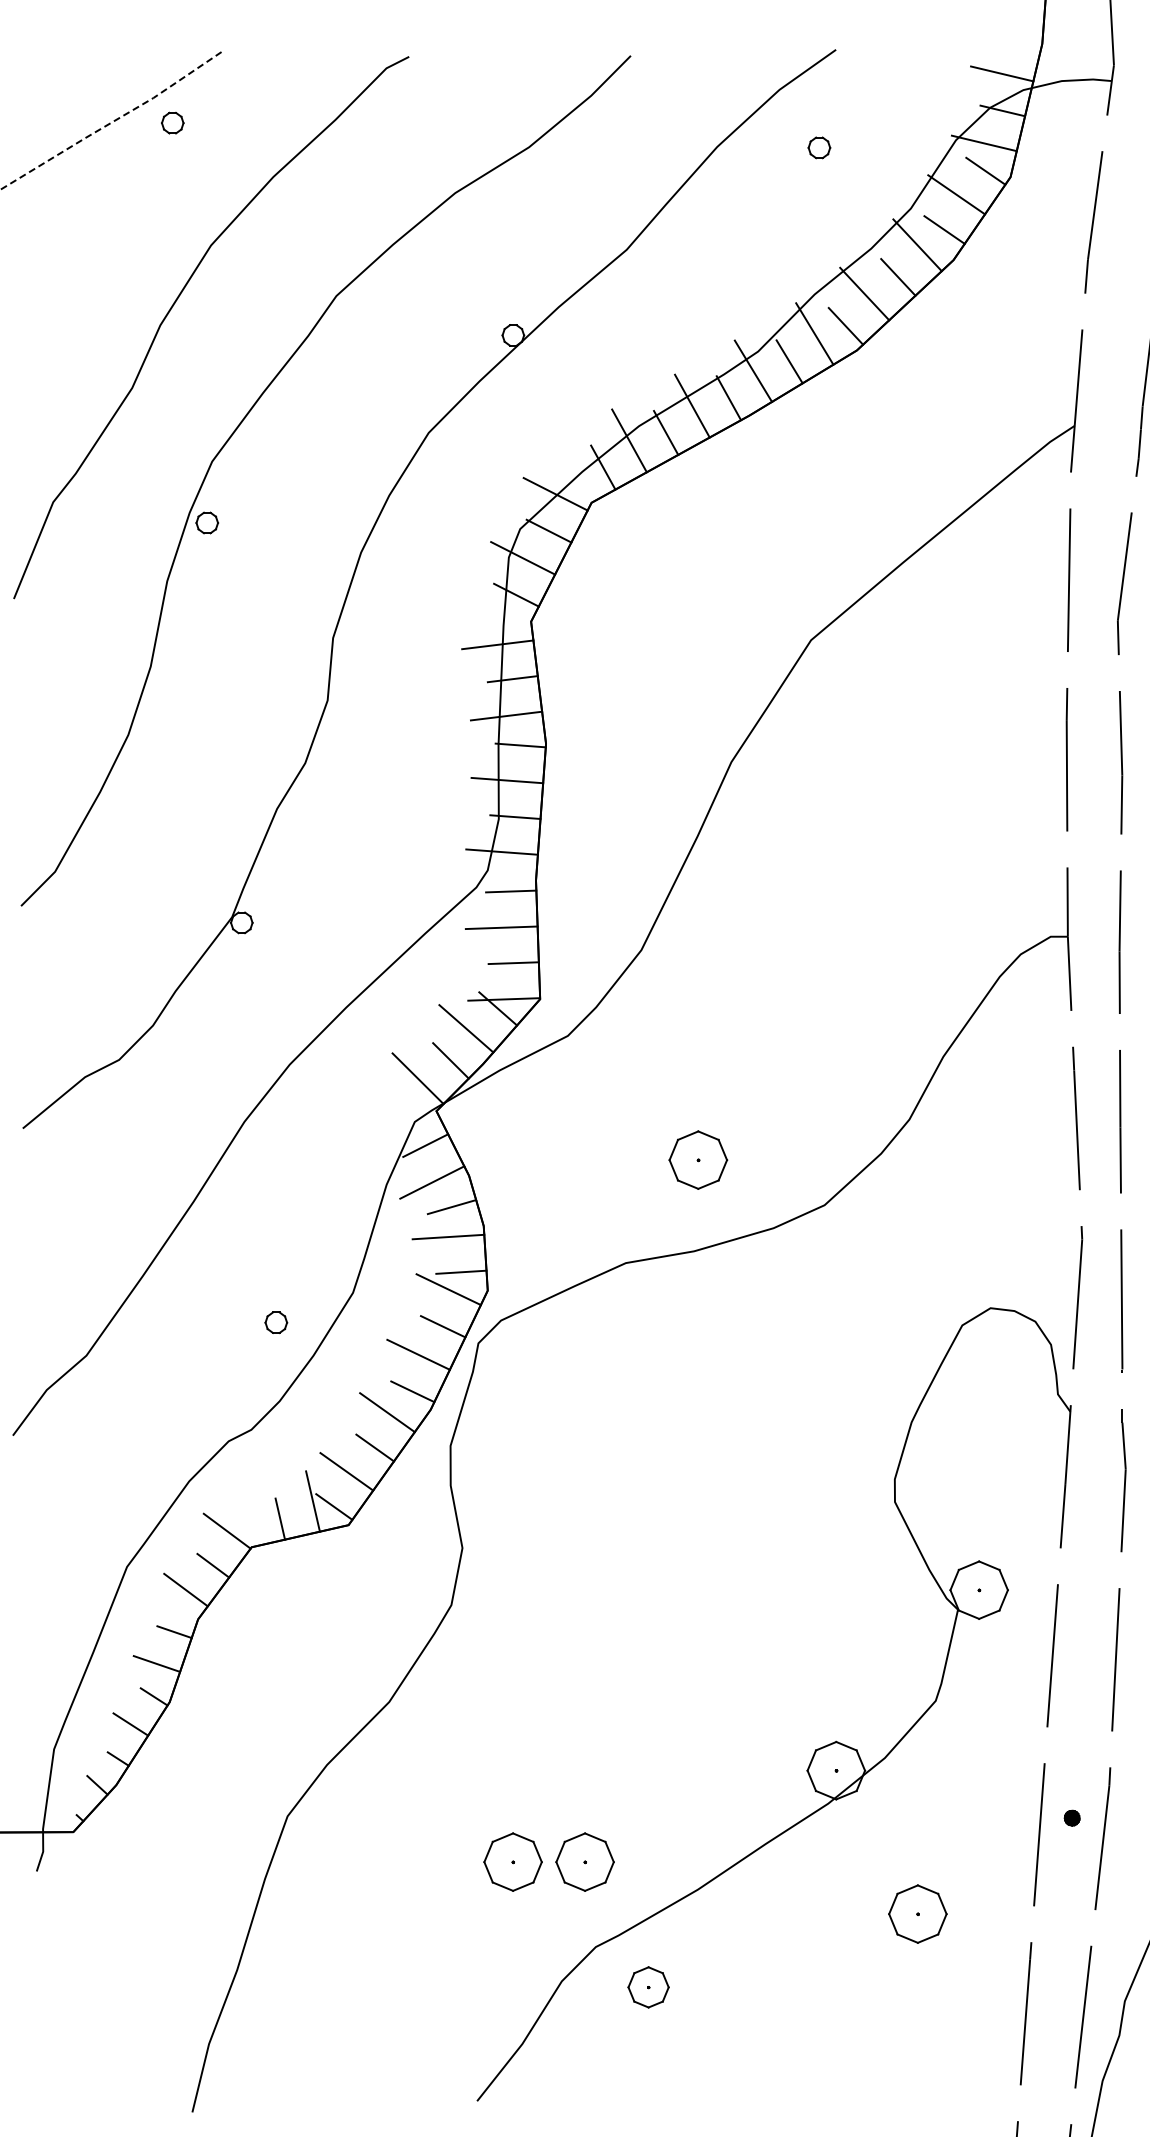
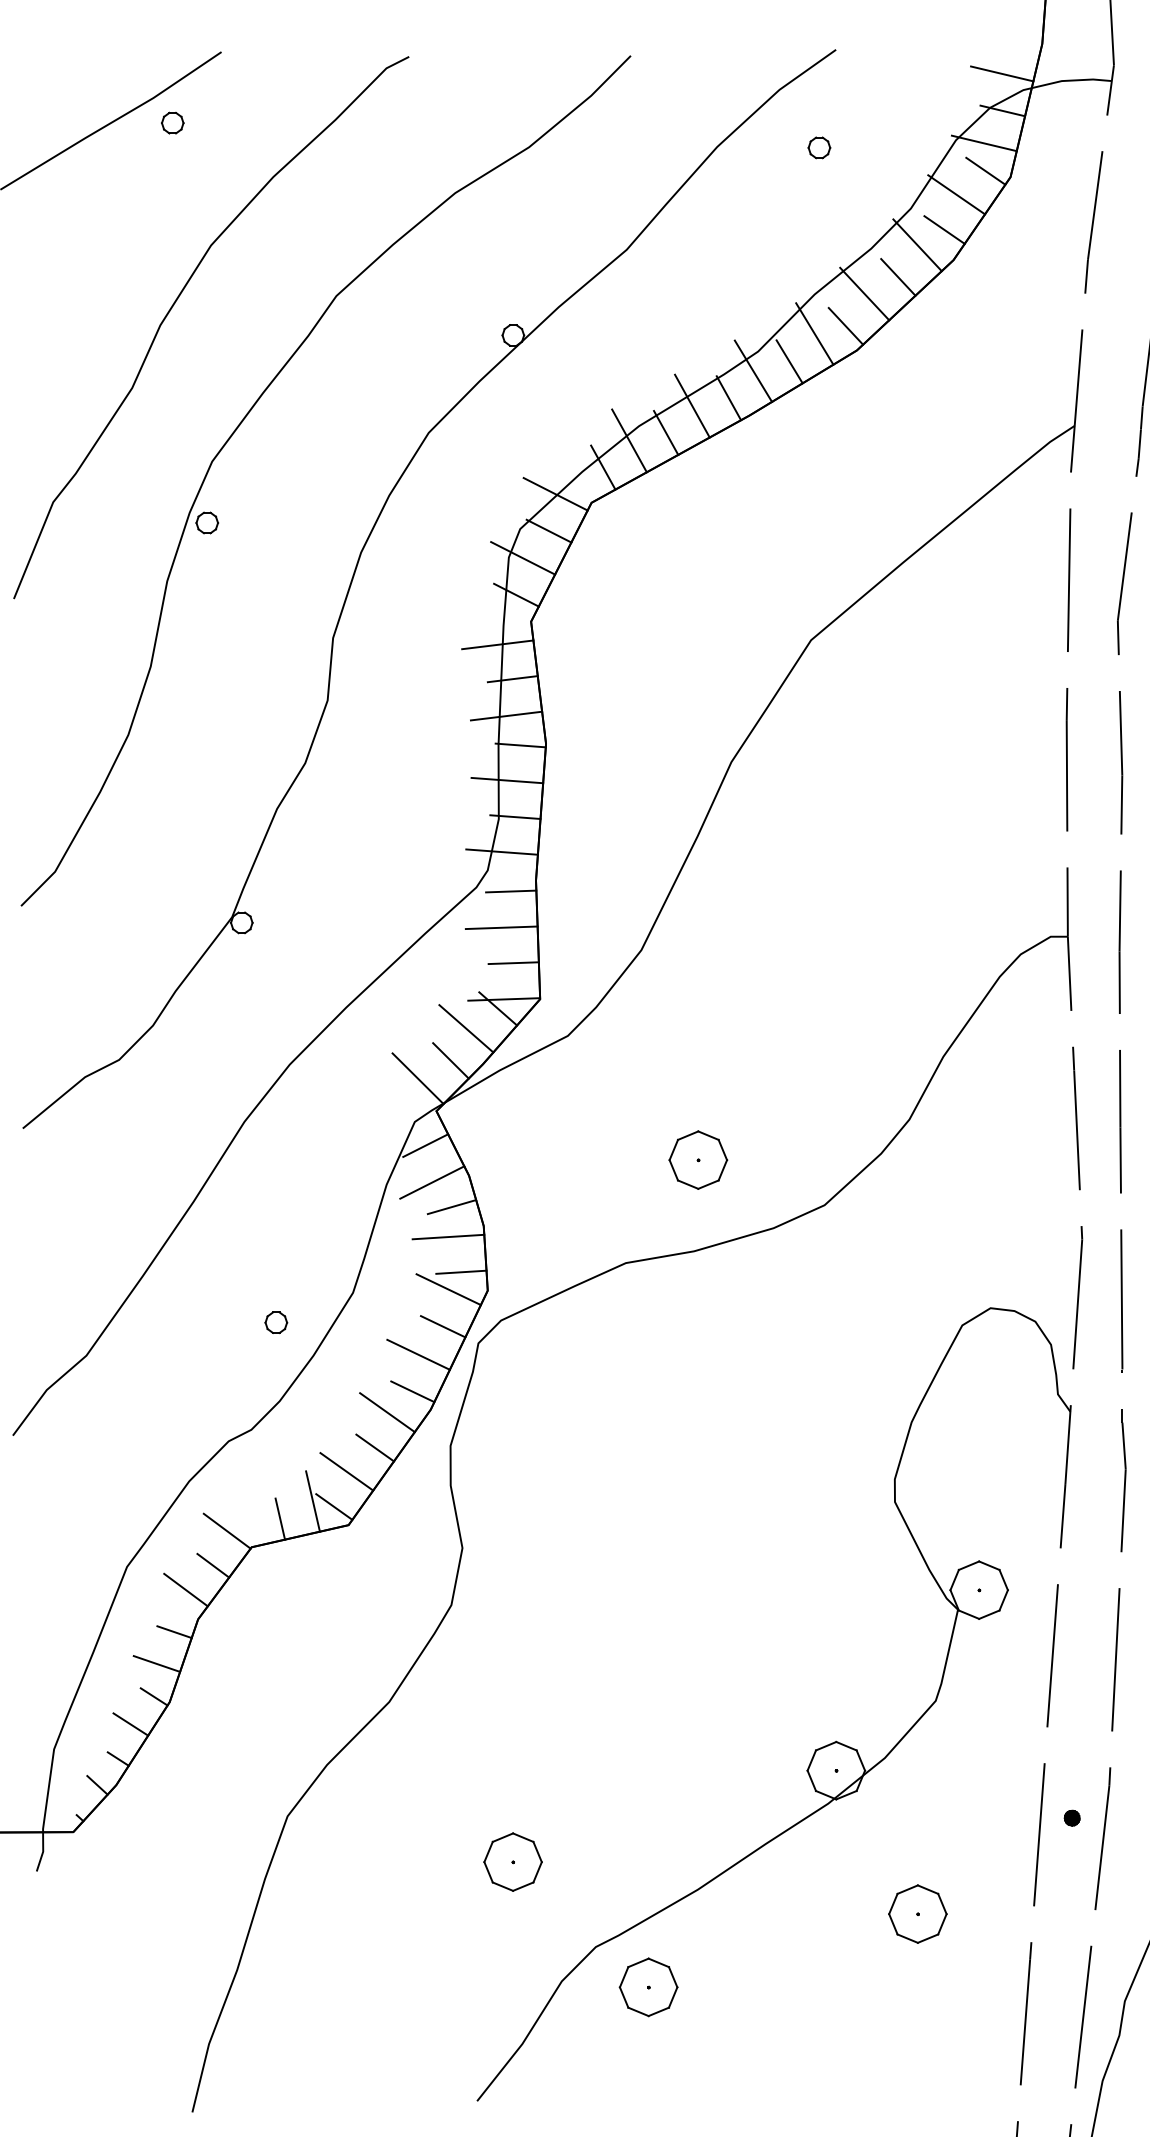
line: dashed -> solid (112, 122)
part: present -> none (584, 1861)
part size: 43x43 px -> 61x61 px (648, 1987)
